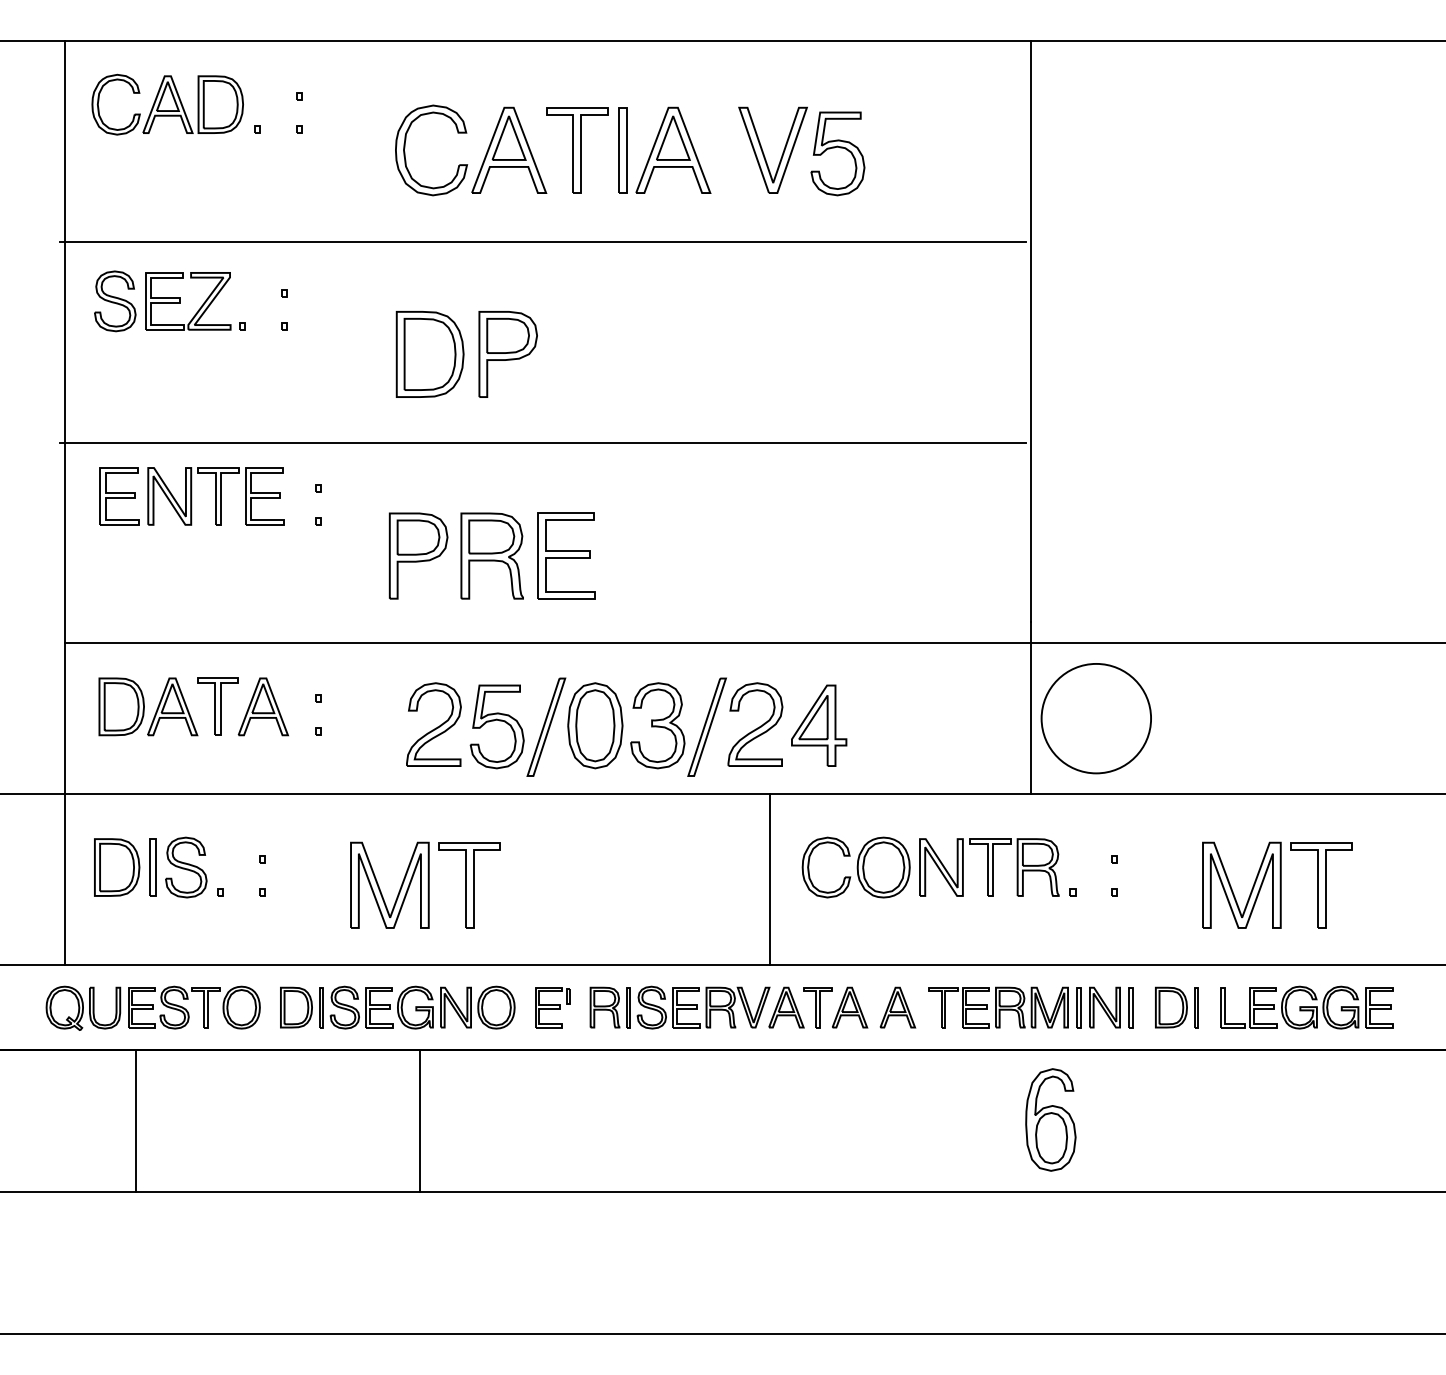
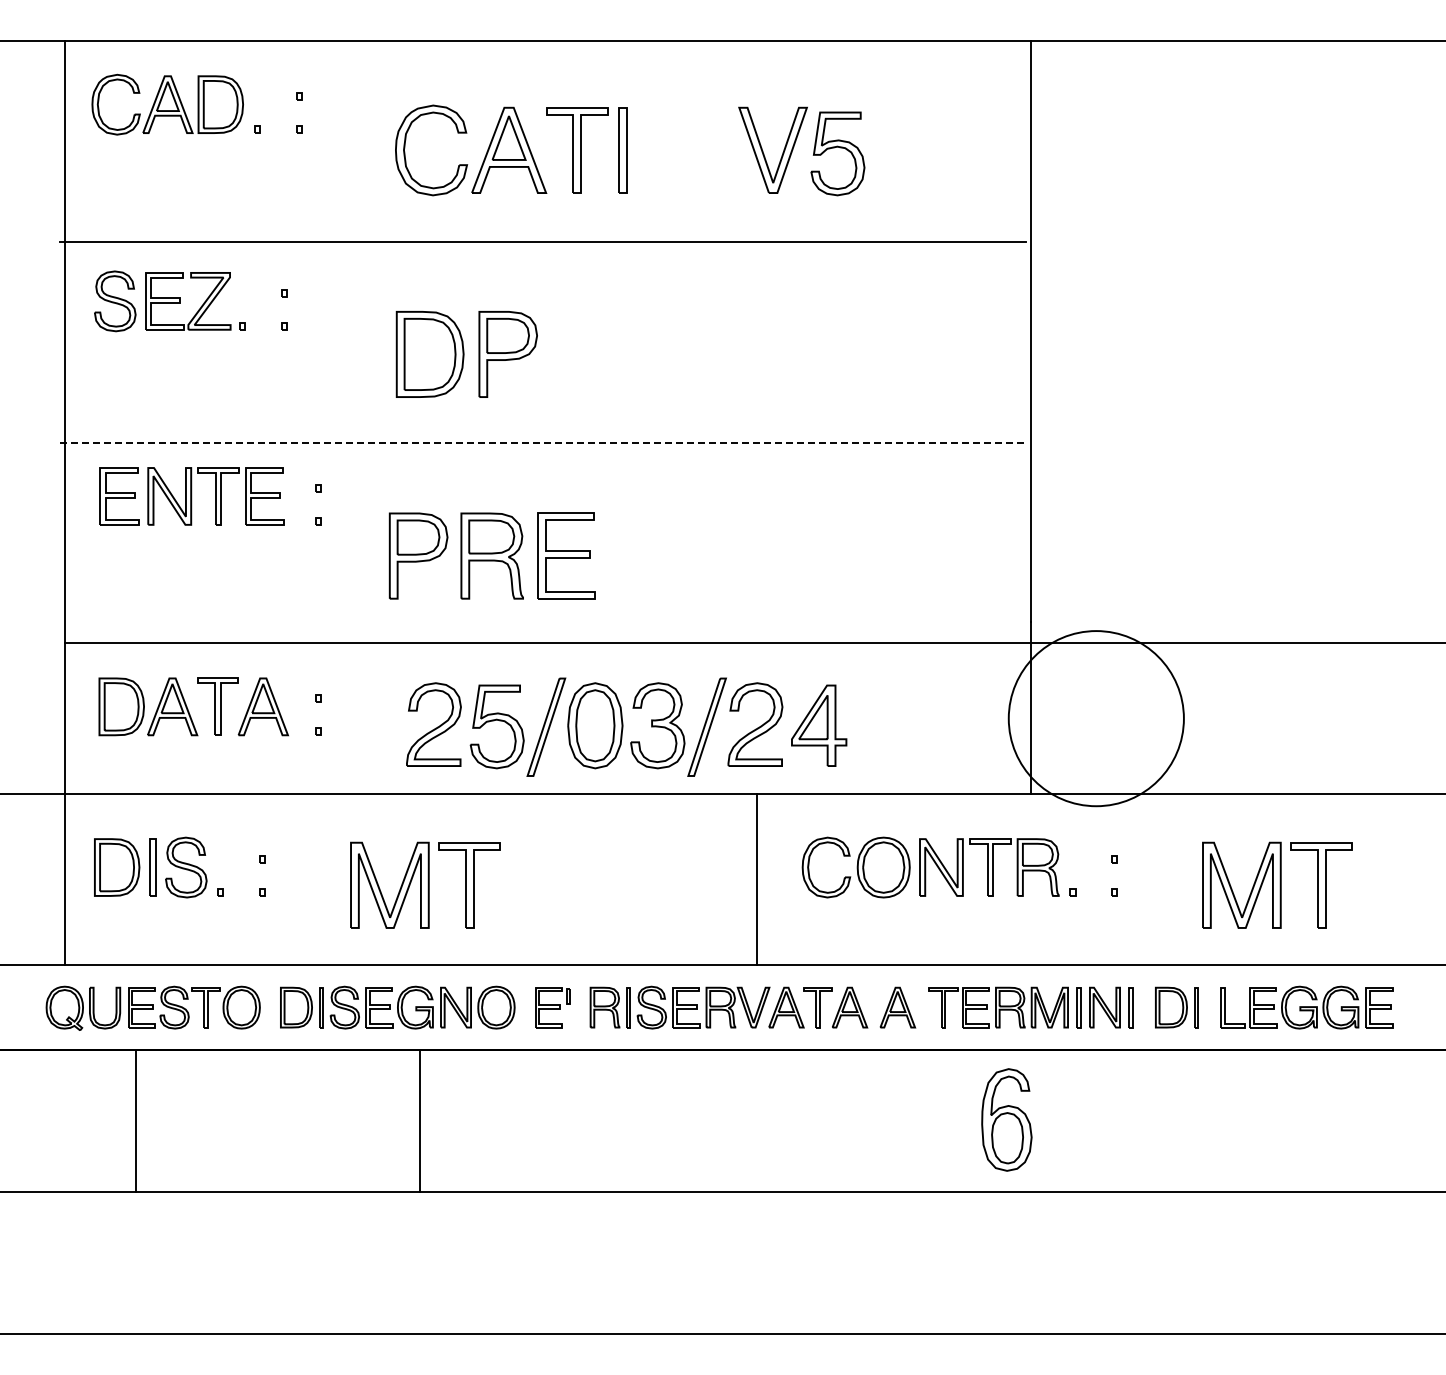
part: present -> none (673, 149)
line: solid -> dashed (543, 442)
circle diameter: 109 px -> 175 px (1095, 718)
line position: (770, 879) -> (757, 879) (757, 879)
part position: (1050, 1119) -> (1006, 1119) (1006, 1119)
